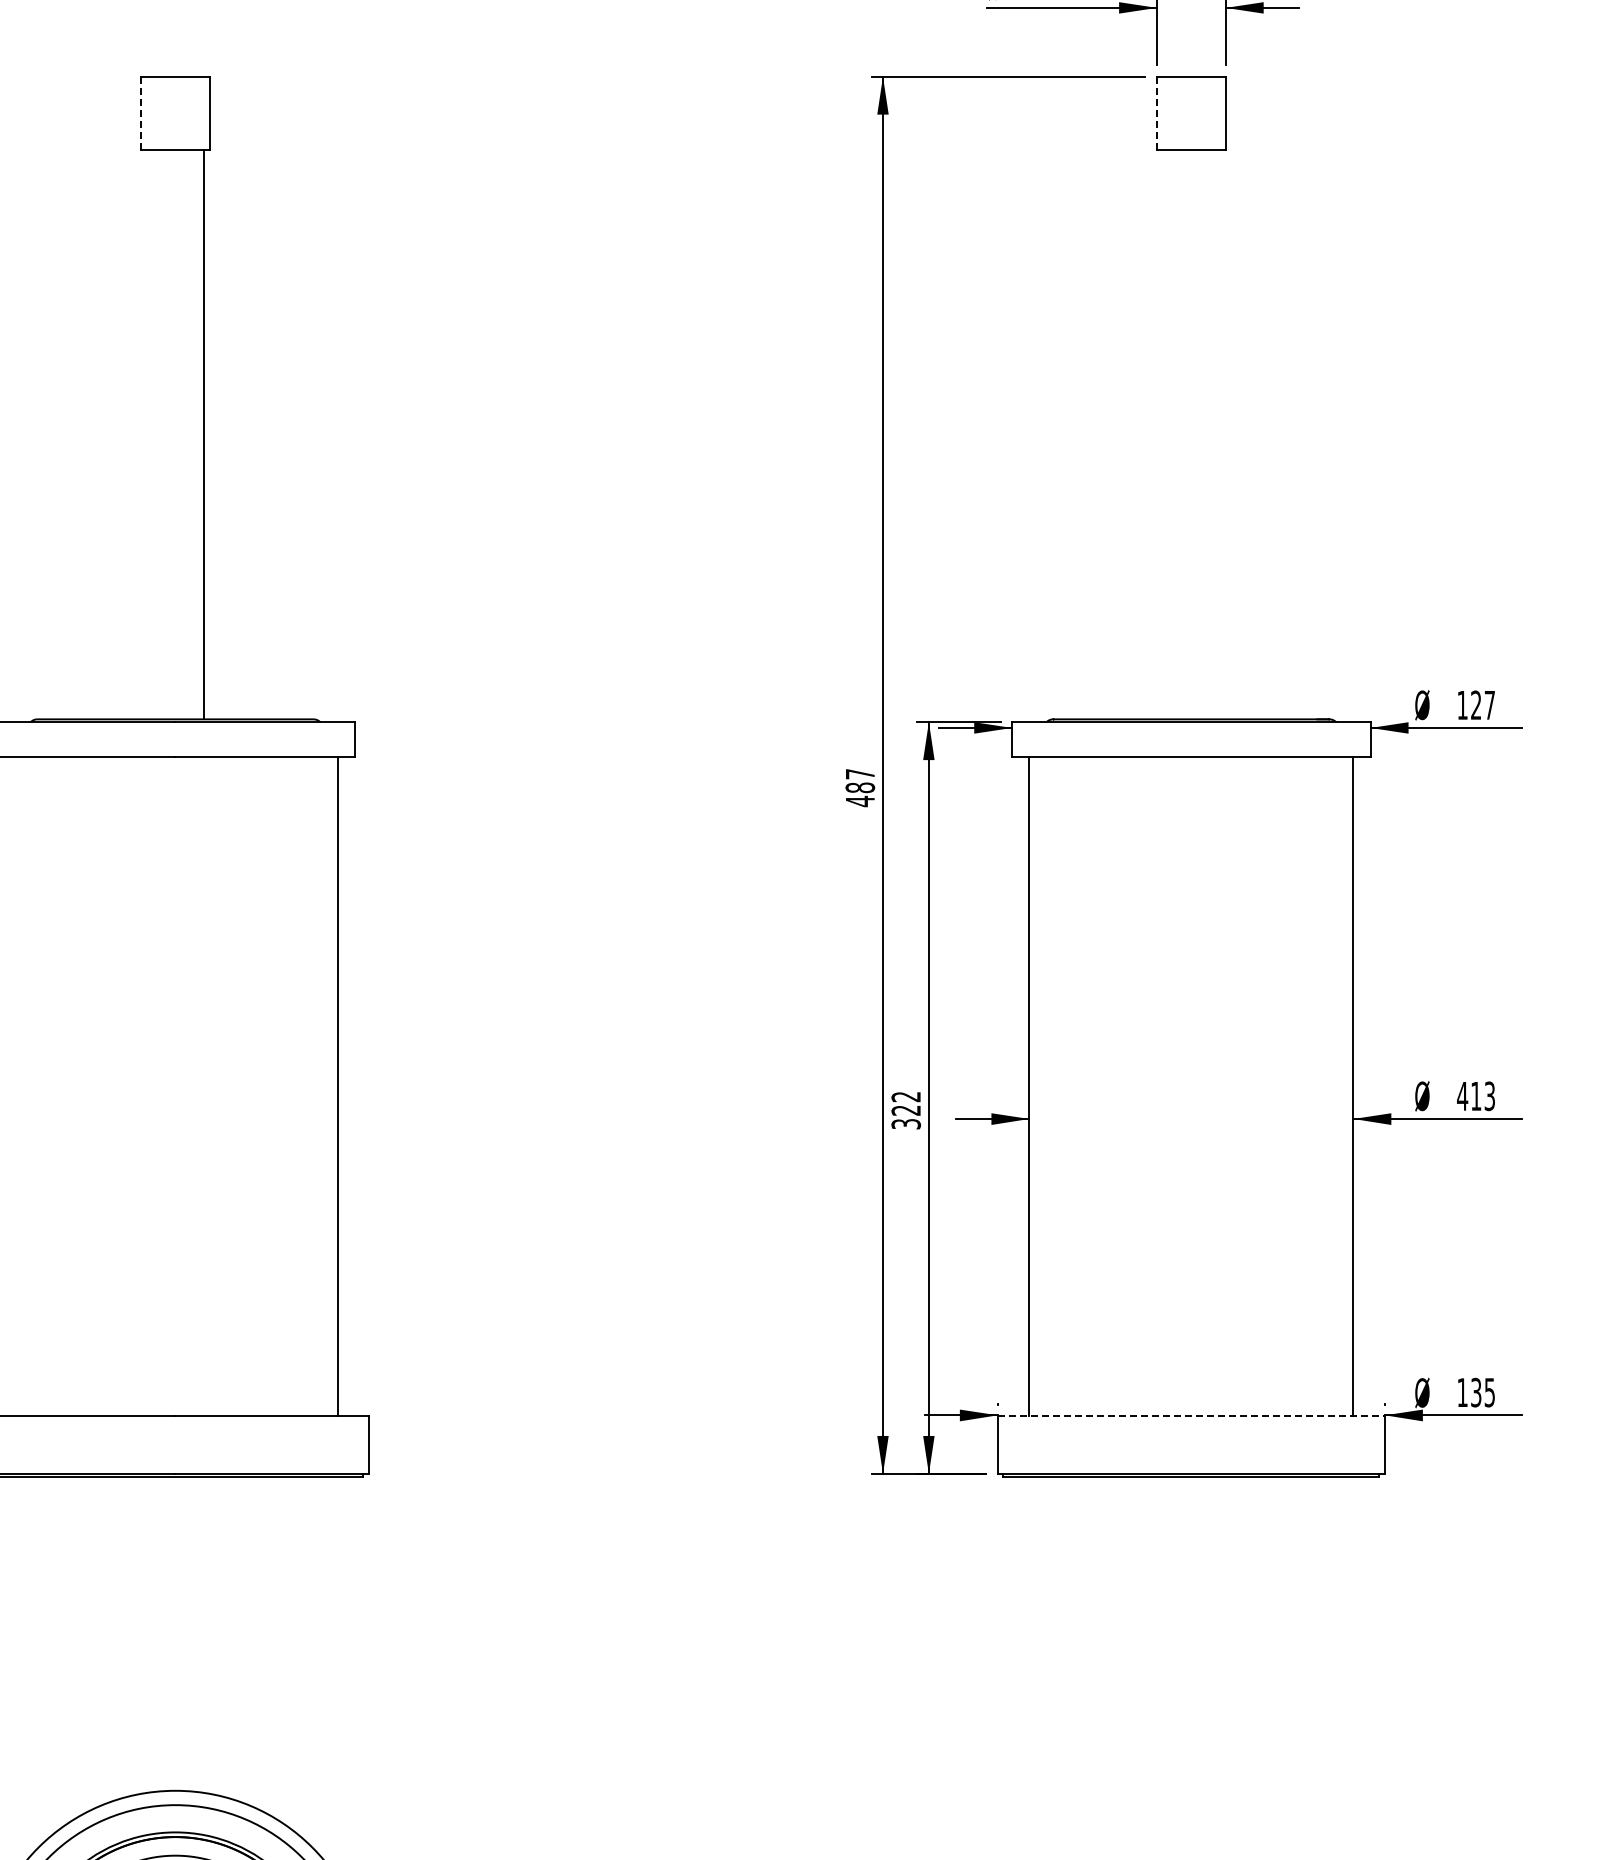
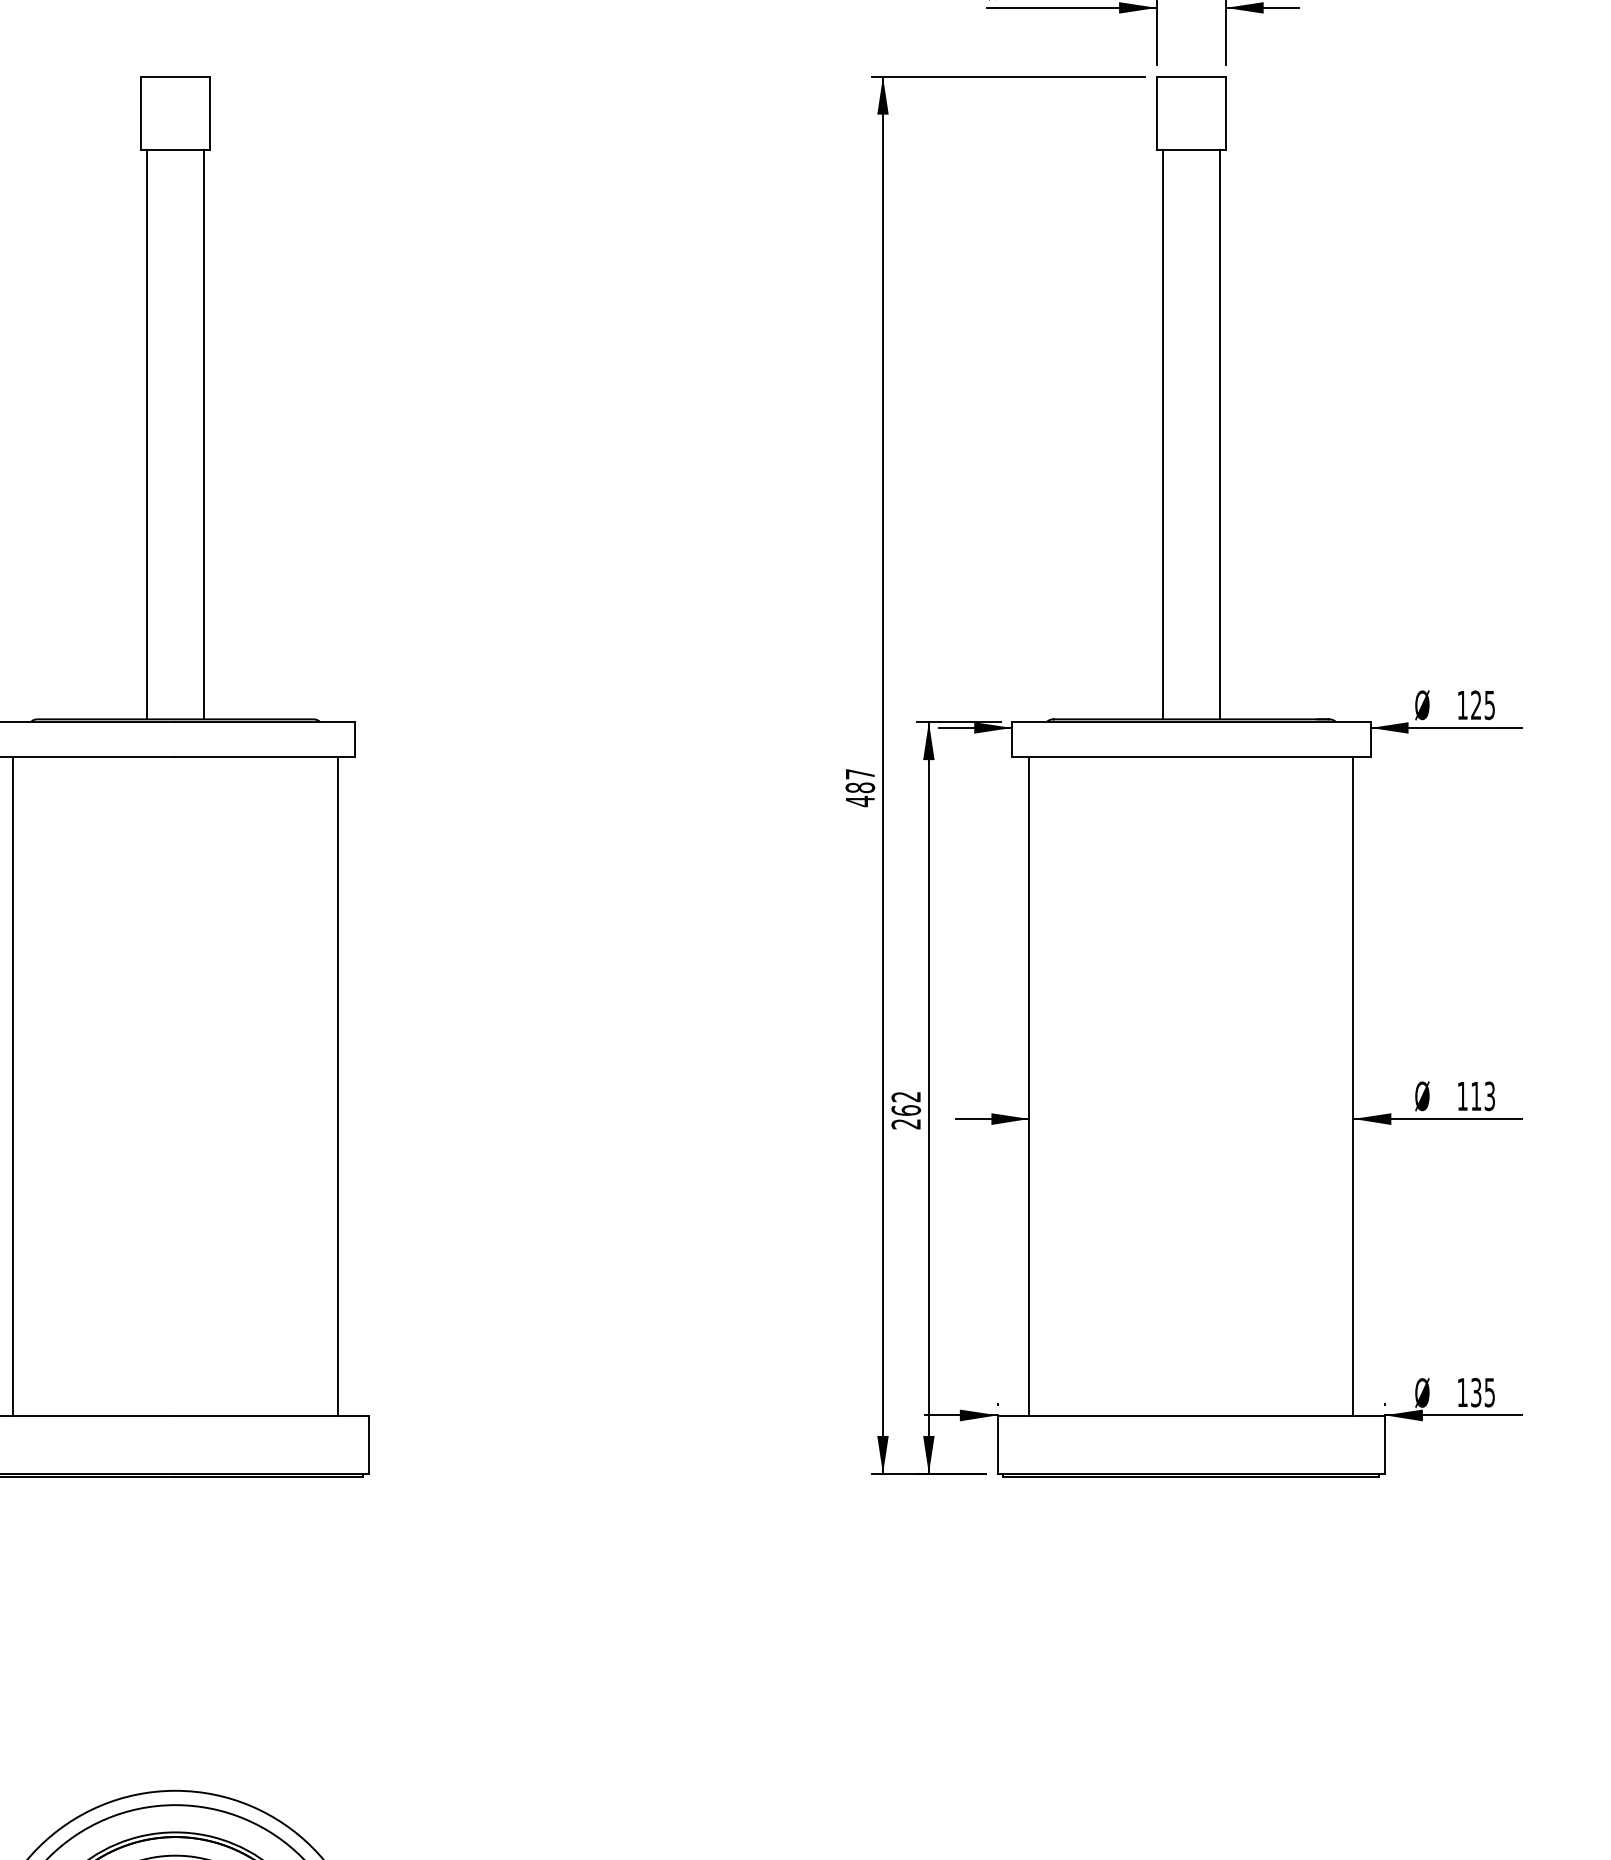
line: dashed -> solid (141, 113)
line: dashed -> solid (1156, 113)
line: none -> present (146, 434)
line: none -> present (1162, 434)
line: none -> present (1220, 434)
text: 127 -> 125 (1489, 705)
line: none -> present (13, 1086)
text: 413 -> 113 (1462, 1096)
text: 322 -> 262 (906, 1117)
line: dashed -> solid (1191, 1416)
